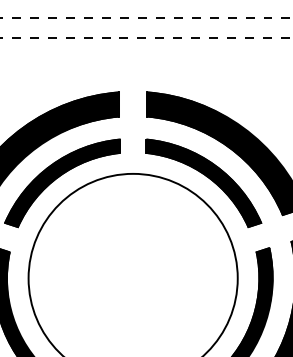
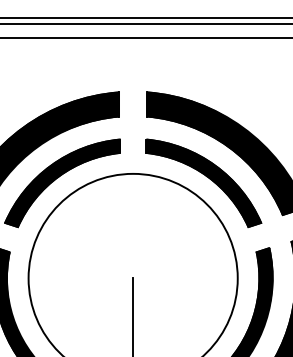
line: dashed -> solid (146, 18)
line: none -> present (145, 24)
line: dashed -> solid (146, 38)
line: none -> present (133, 315)
